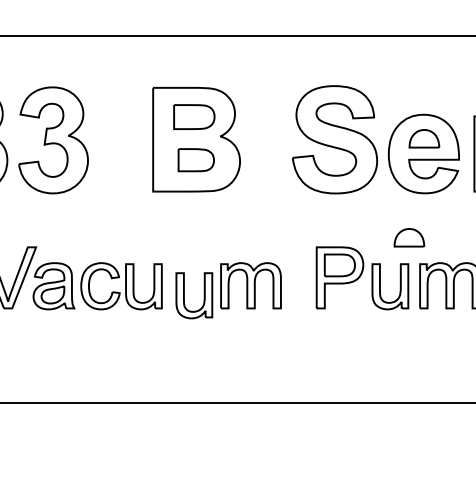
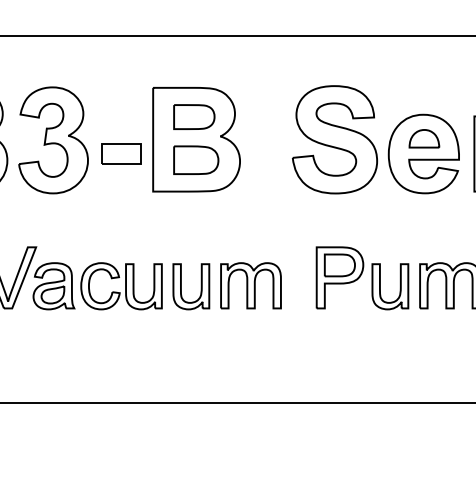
part: none -> present (121, 153)
part size: 38x25 px -> 47x30 px (196, 159)
part: present -> none (409, 237)
part position: (203, 295) -> (200, 286) (200, 286)
